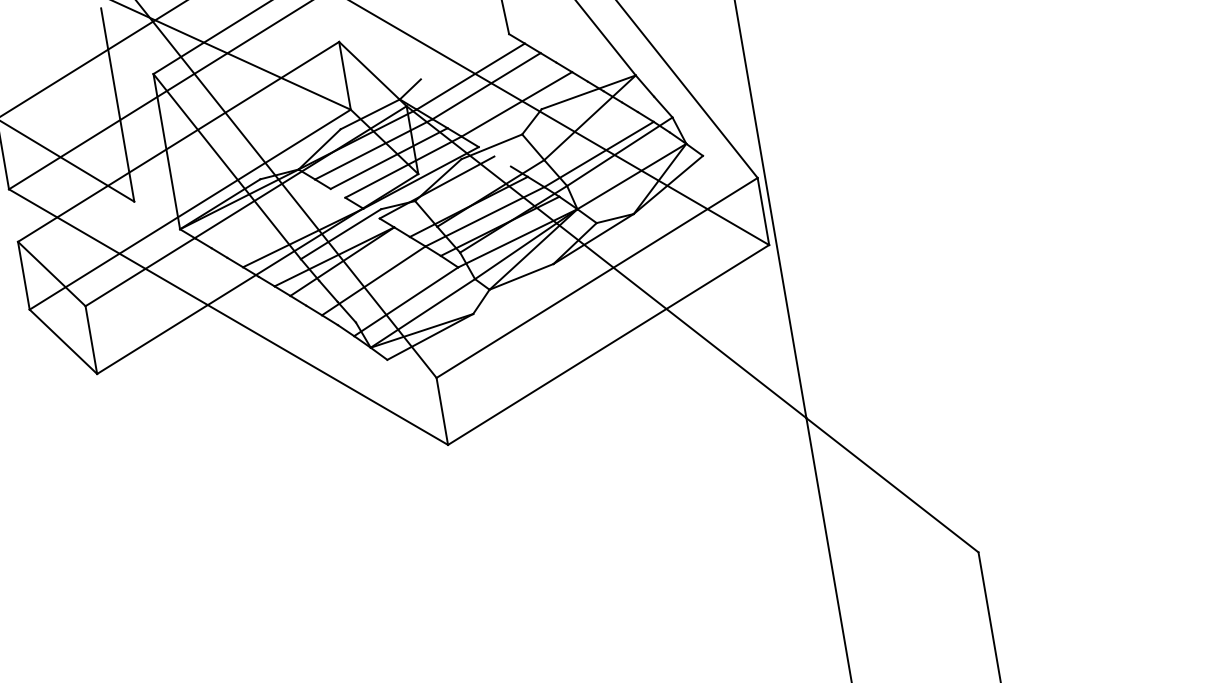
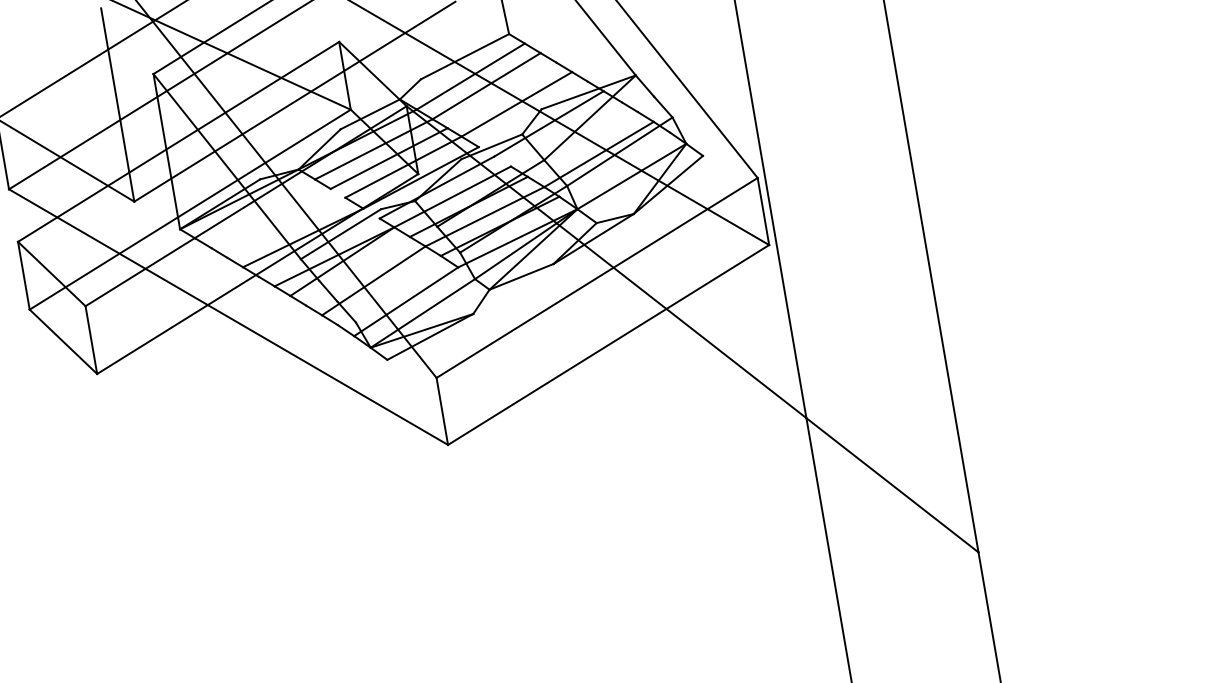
line: none -> present (464, 56)
line: none -> present (294, 101)
line: none -> present (548, 123)
line: none -> present (452, 196)
line: none -> present (931, 277)
